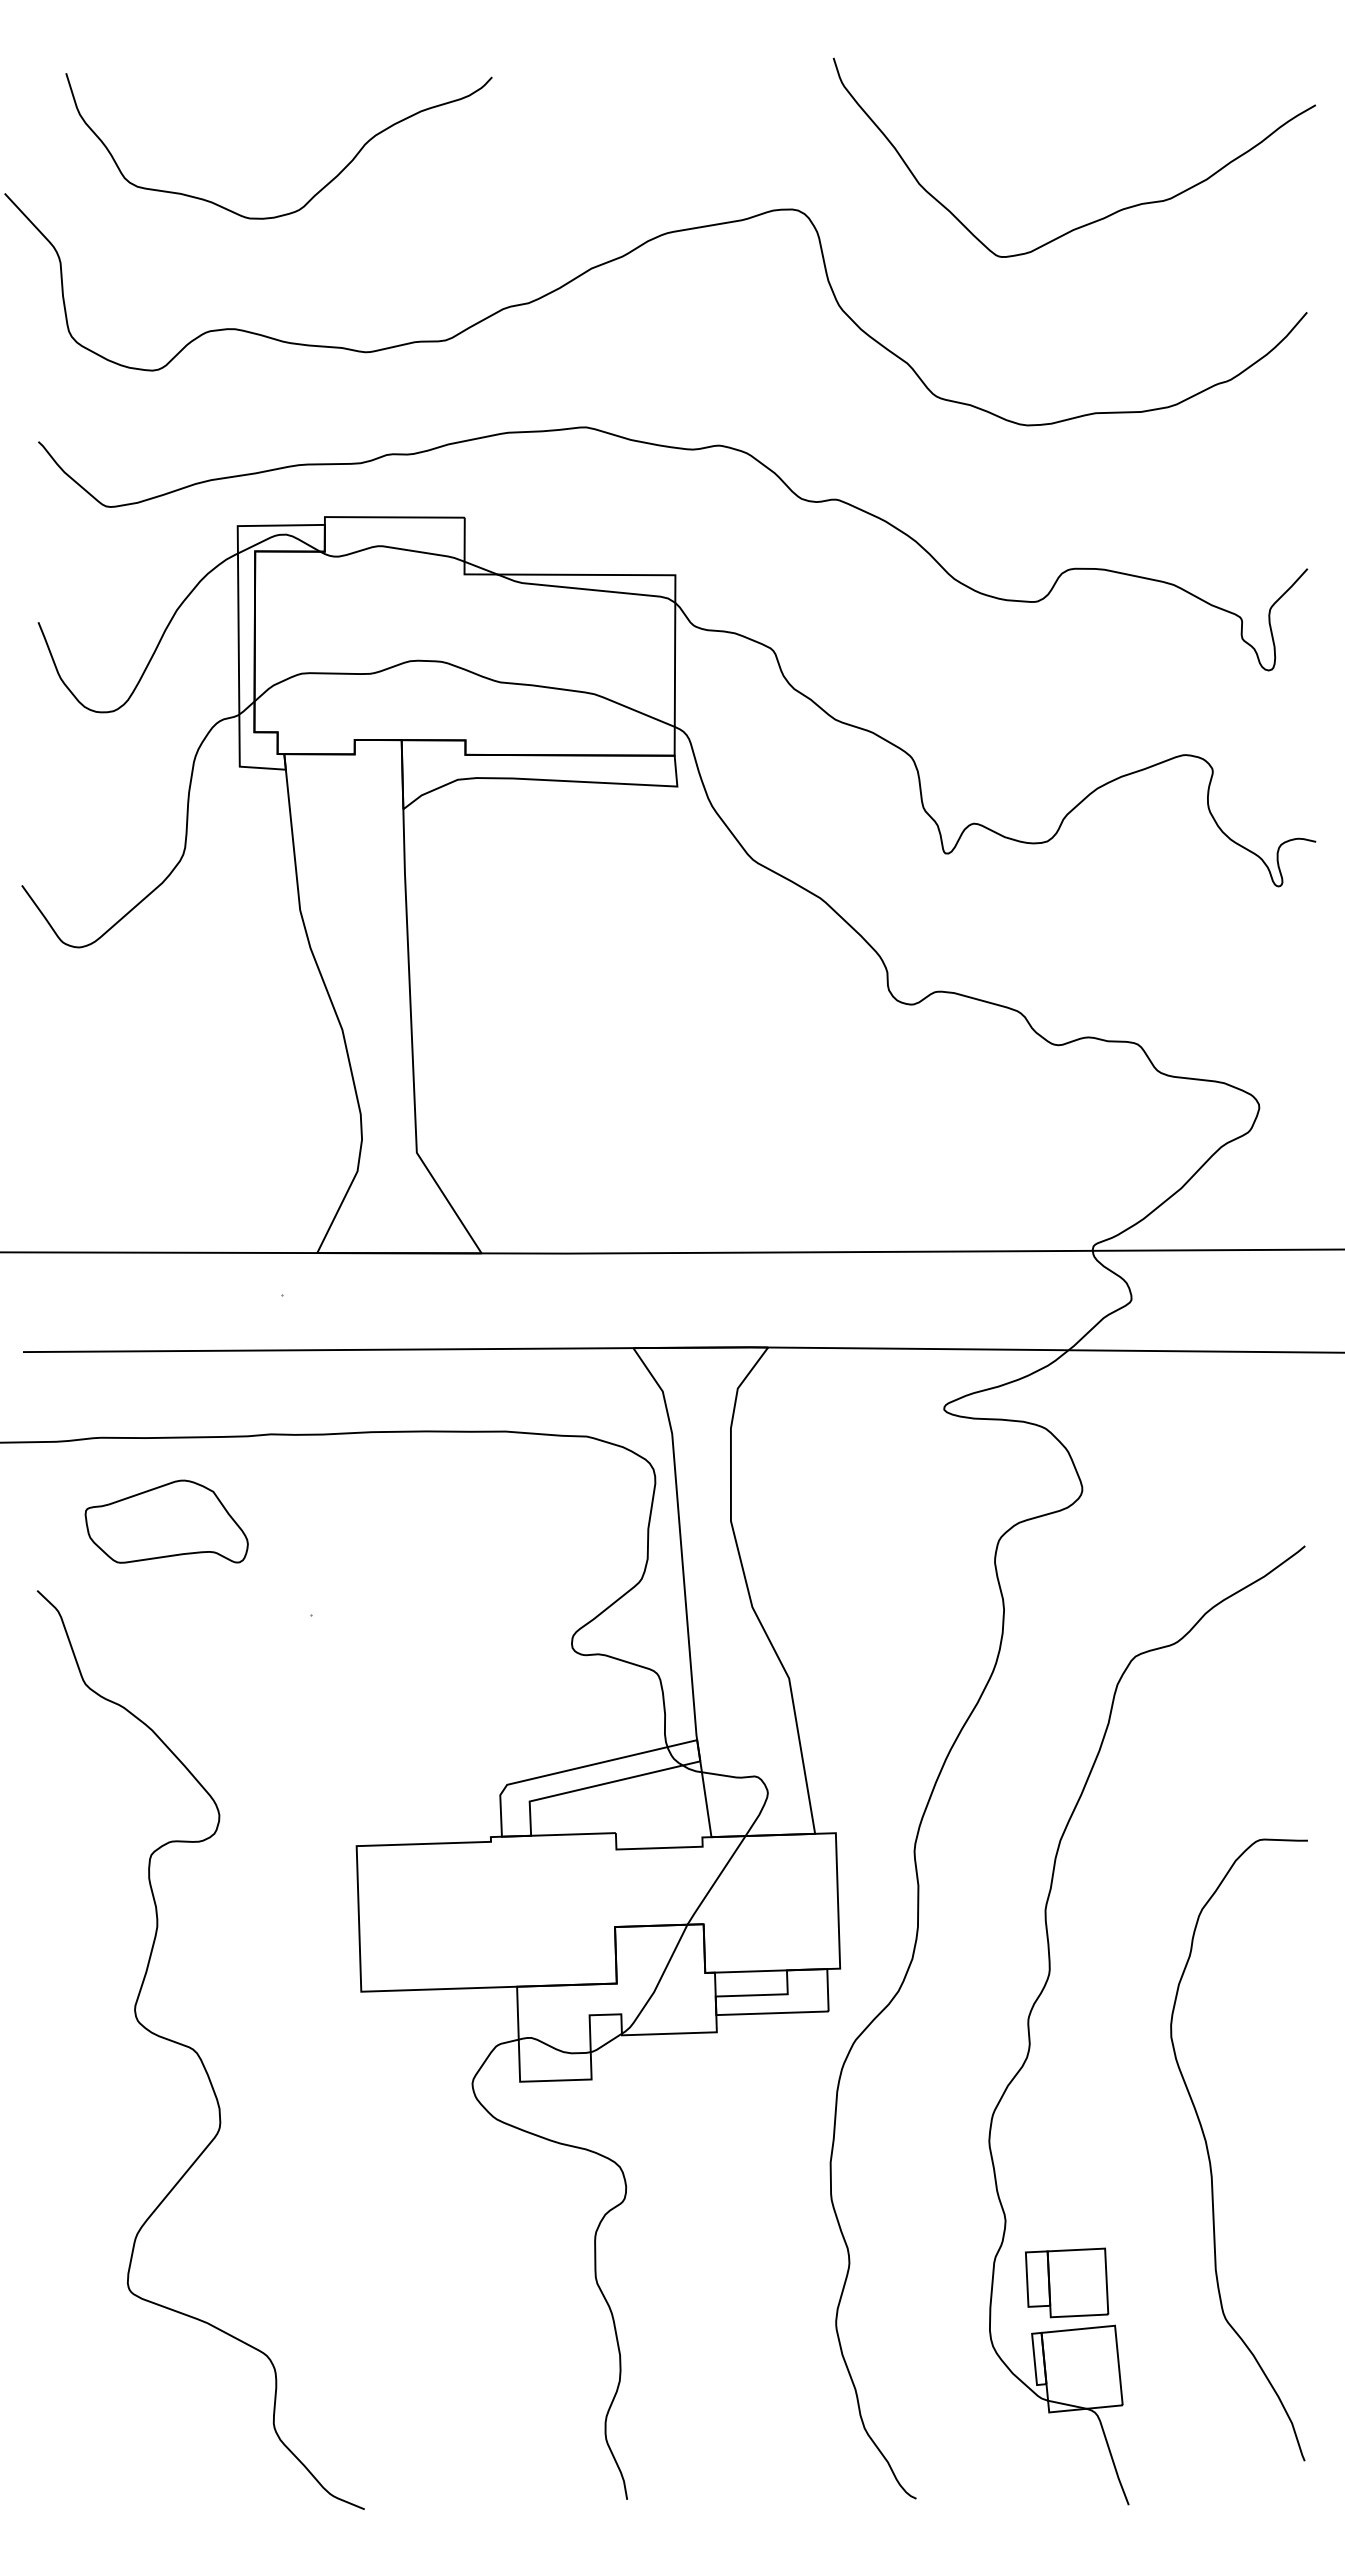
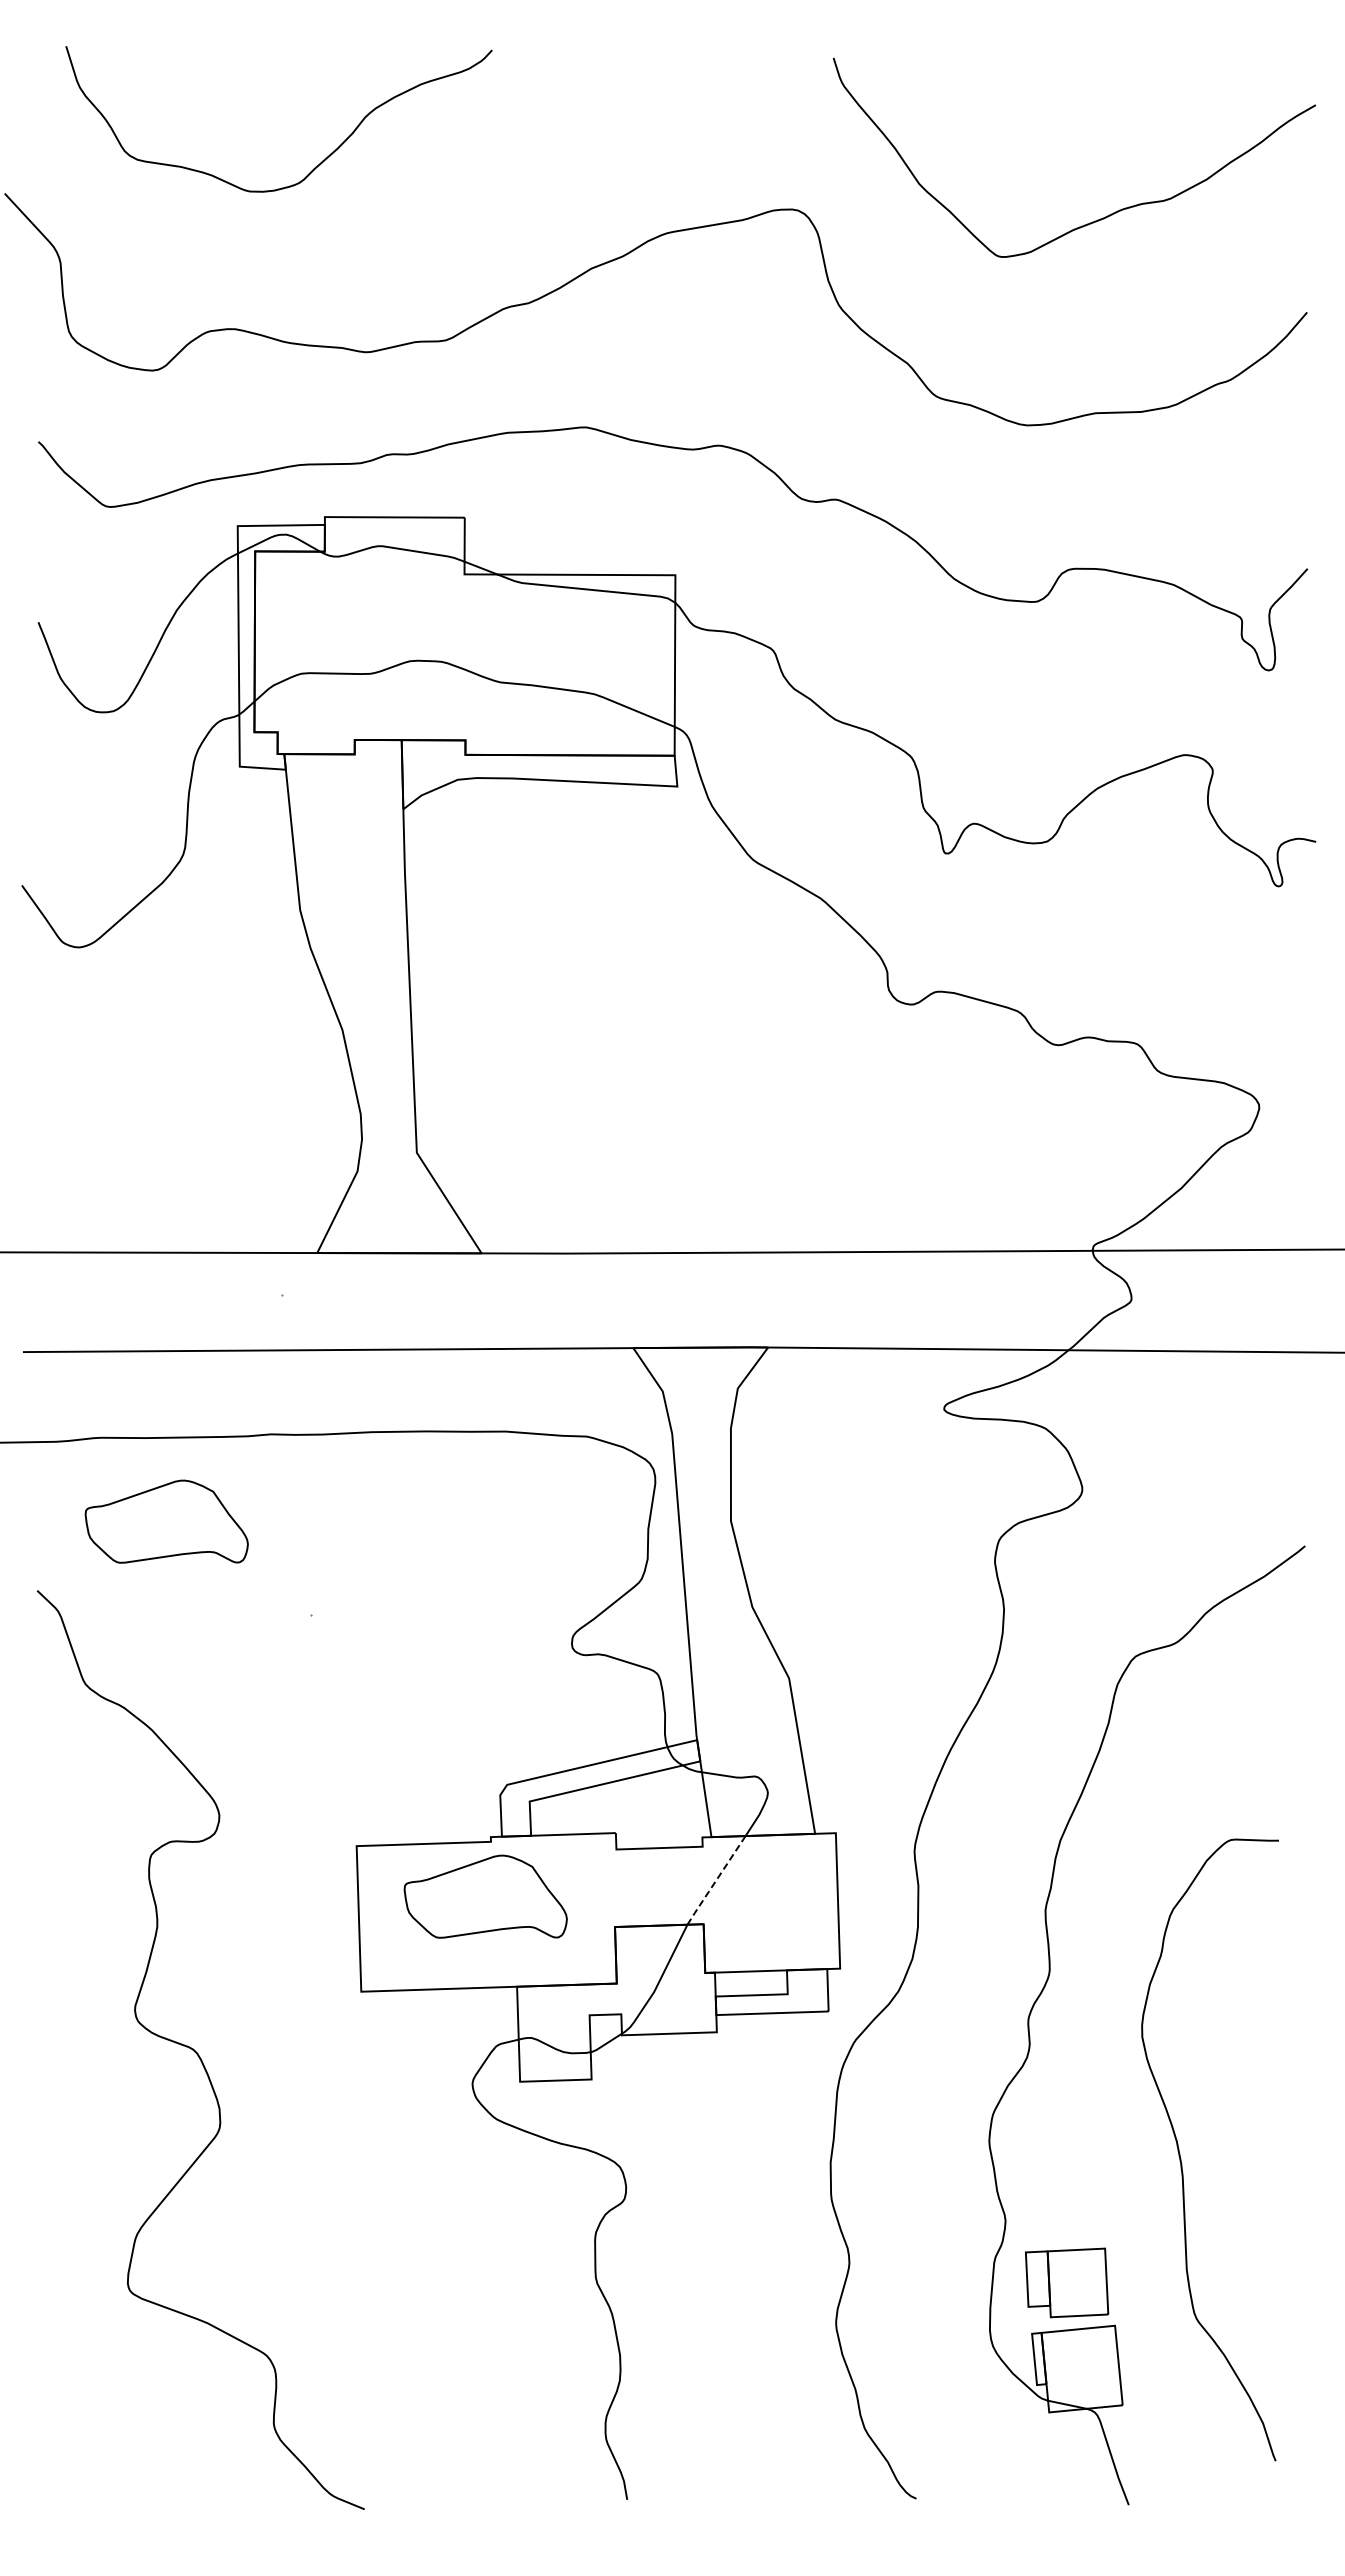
curve position: (315, 193) -> (315, 166) (315, 166)
line: solid -> dashed (716, 1880)
part: none -> present (485, 1896)
curve position: (1209, 2153) -> (1180, 2153) (1180, 2153)
